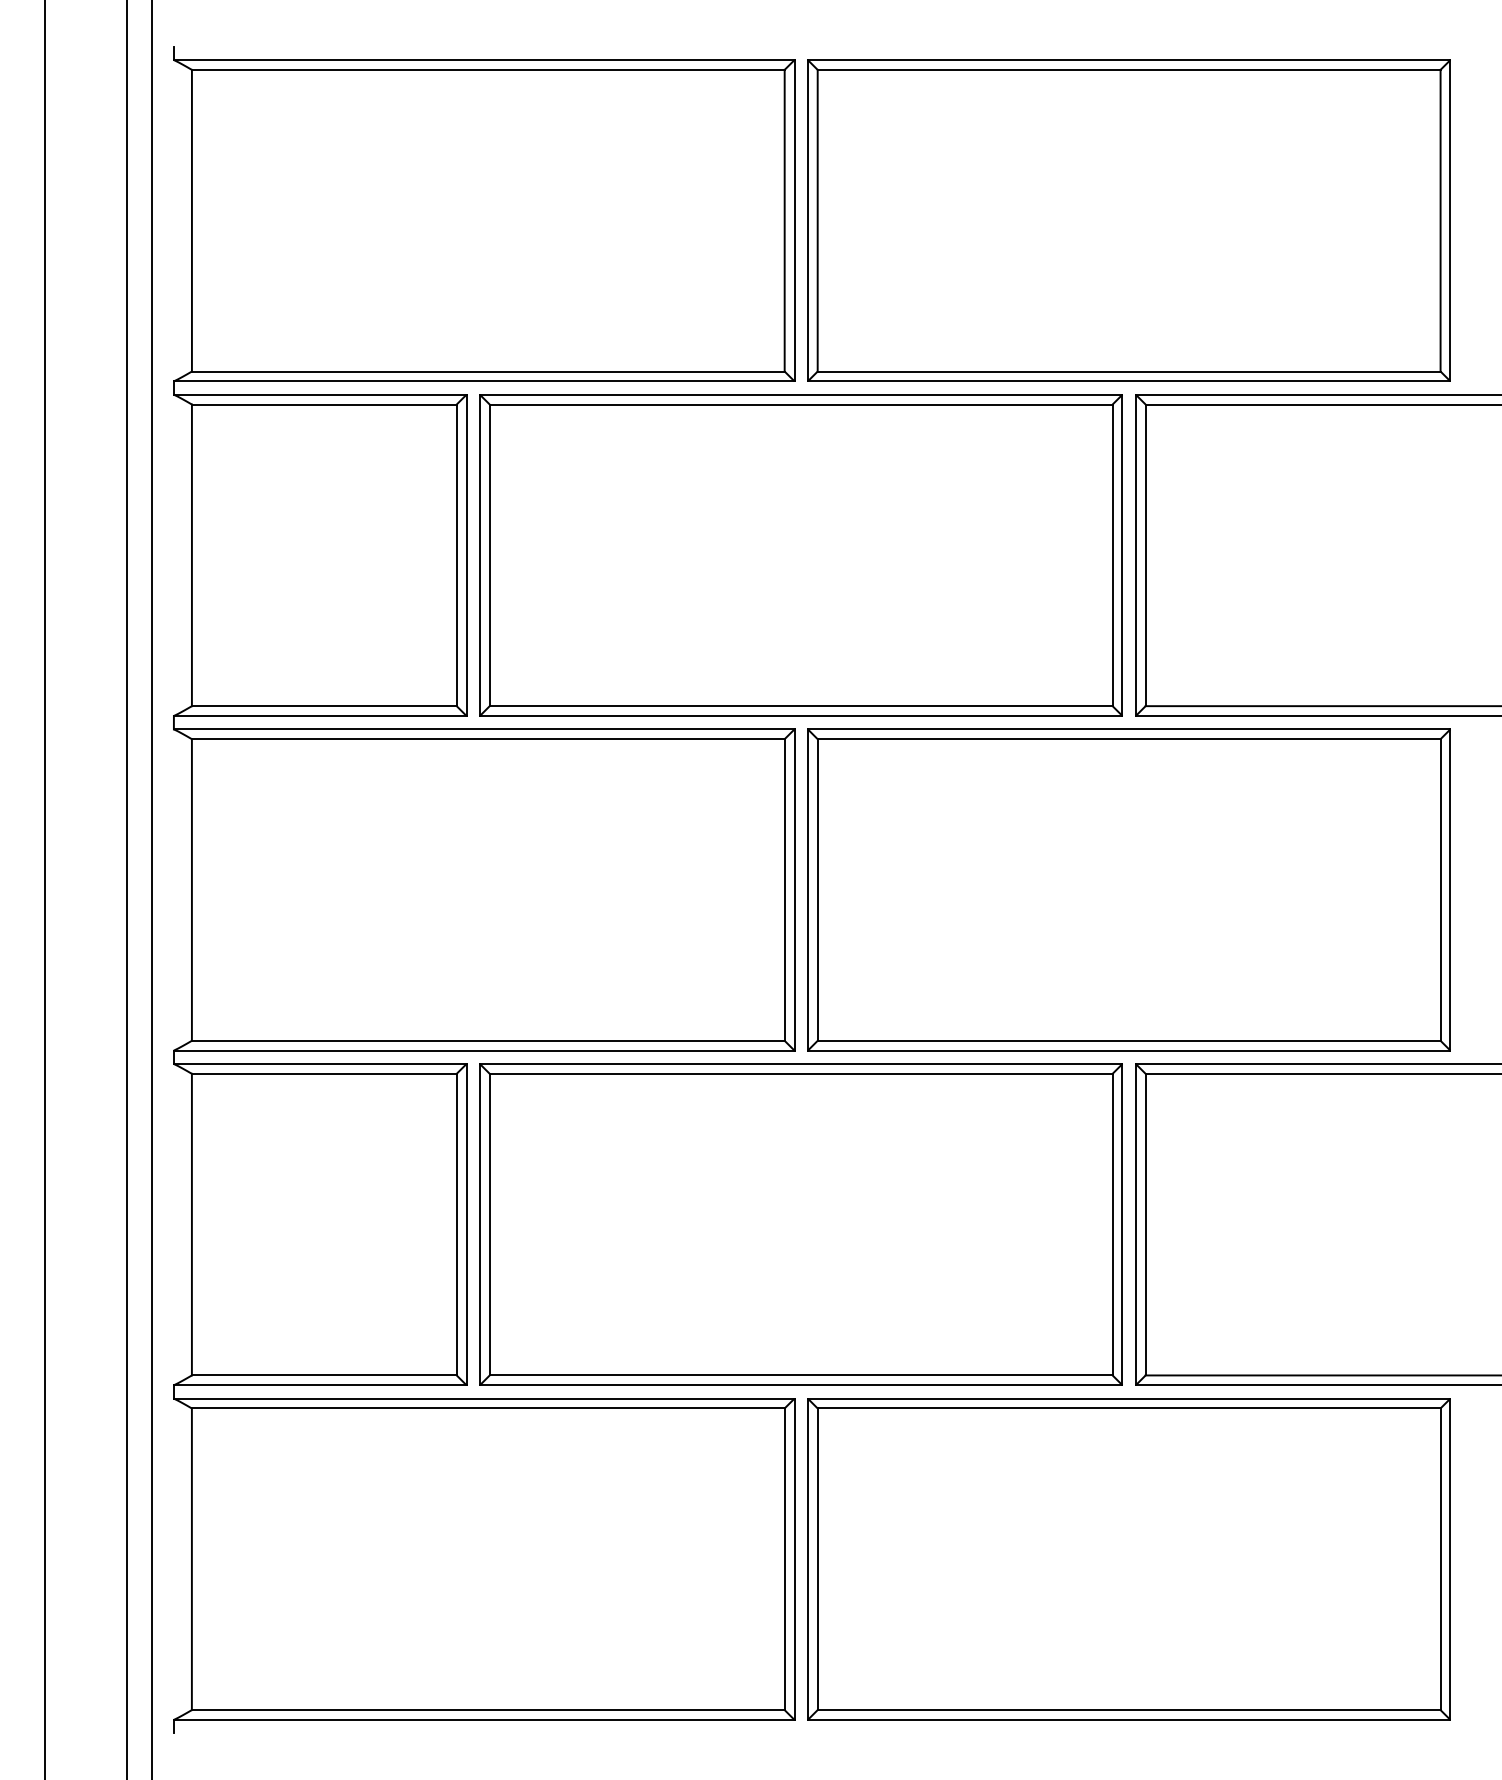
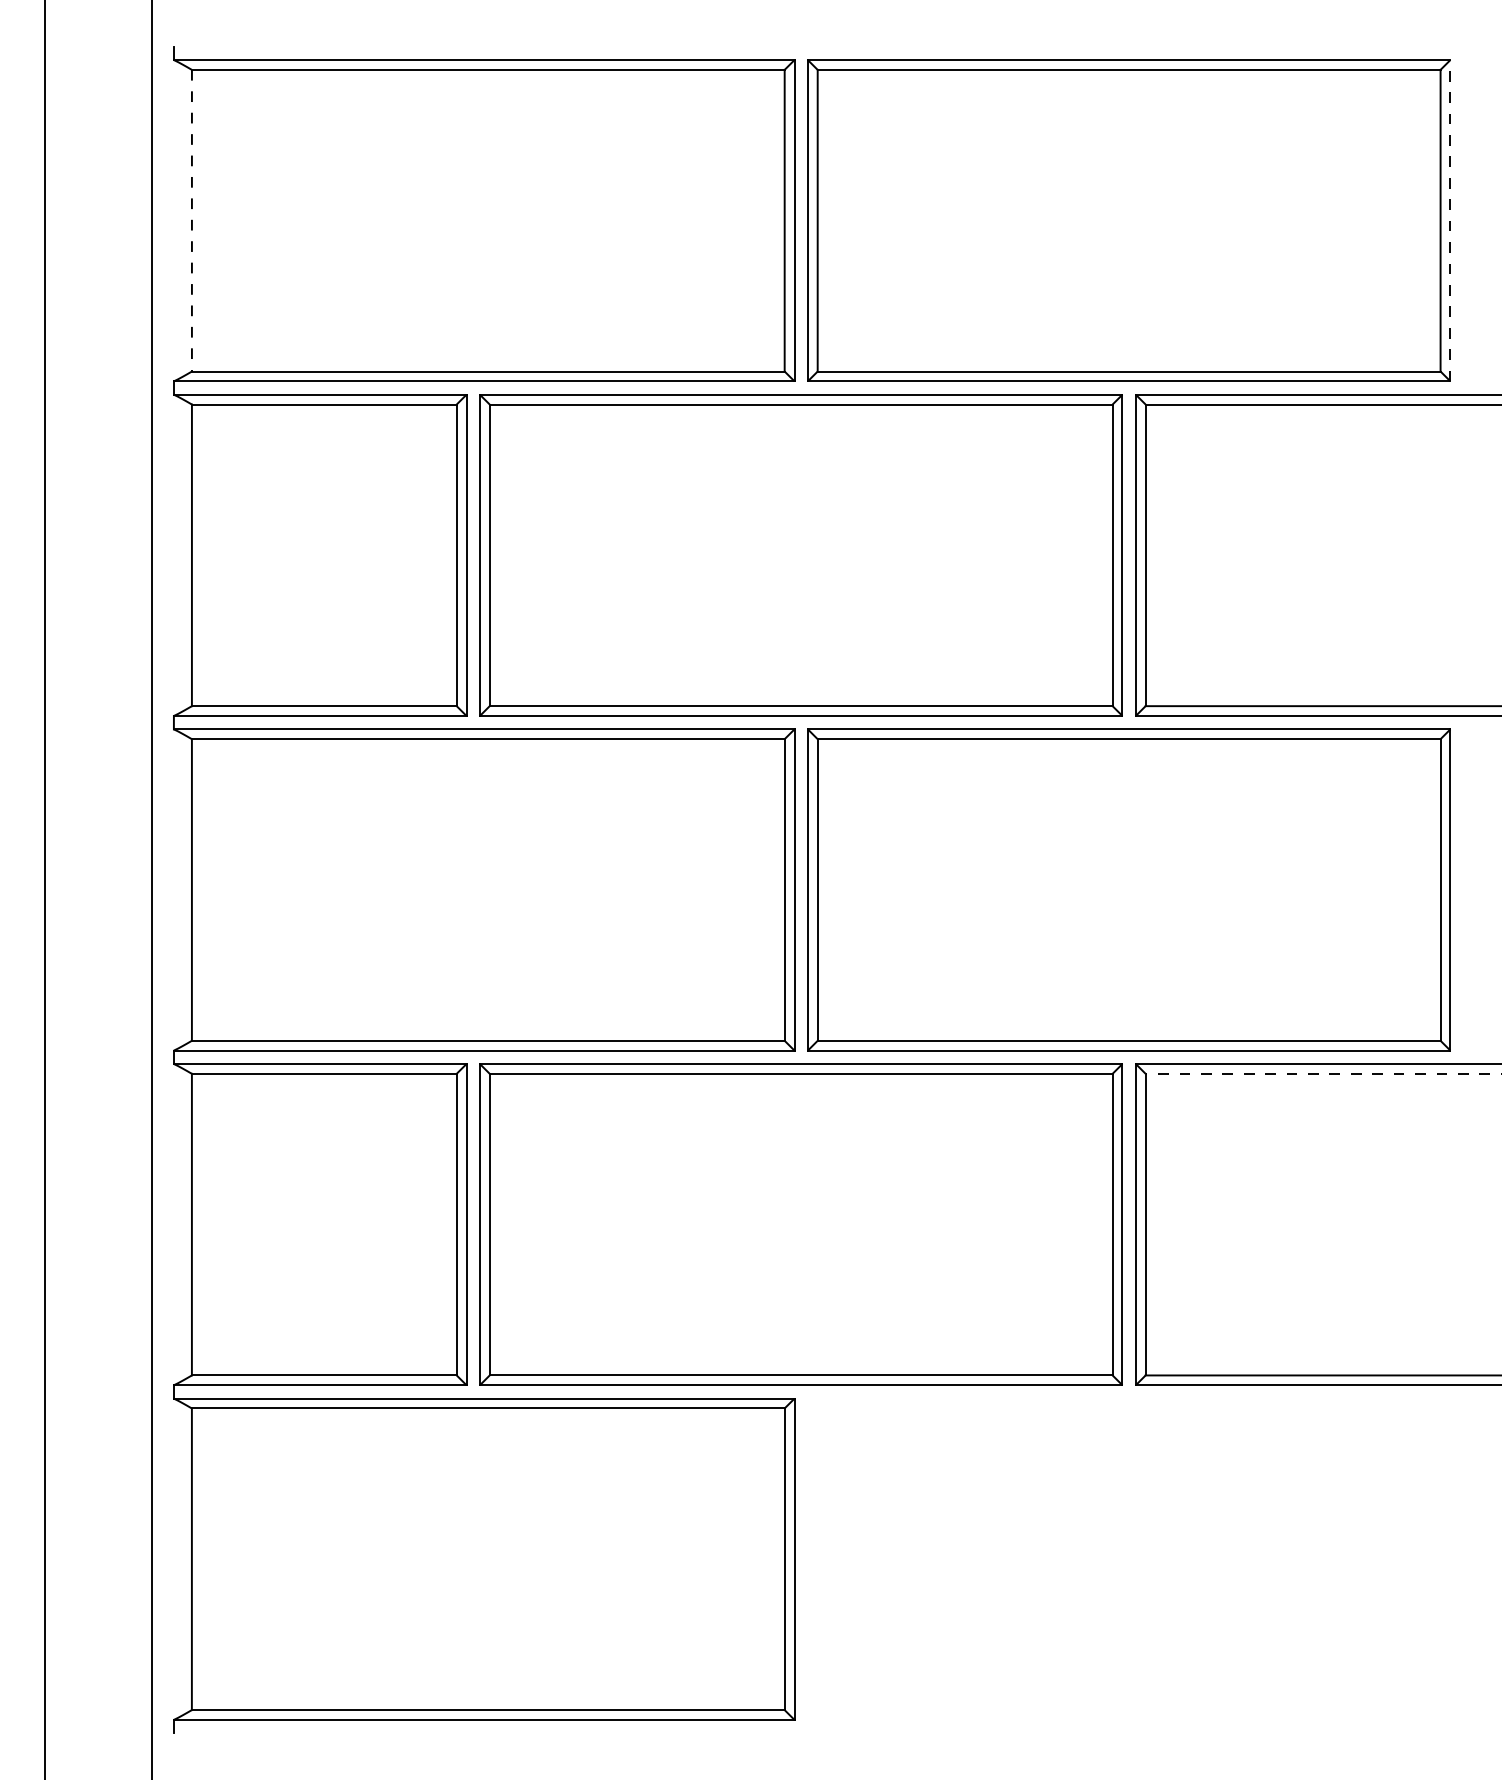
line: solid -> dashed (191, 220)
line: solid -> dashed (1450, 220)
line: present -> none (126, 889)
line: solid -> dashed (1323, 1073)
part: present -> none (1128, 1559)
